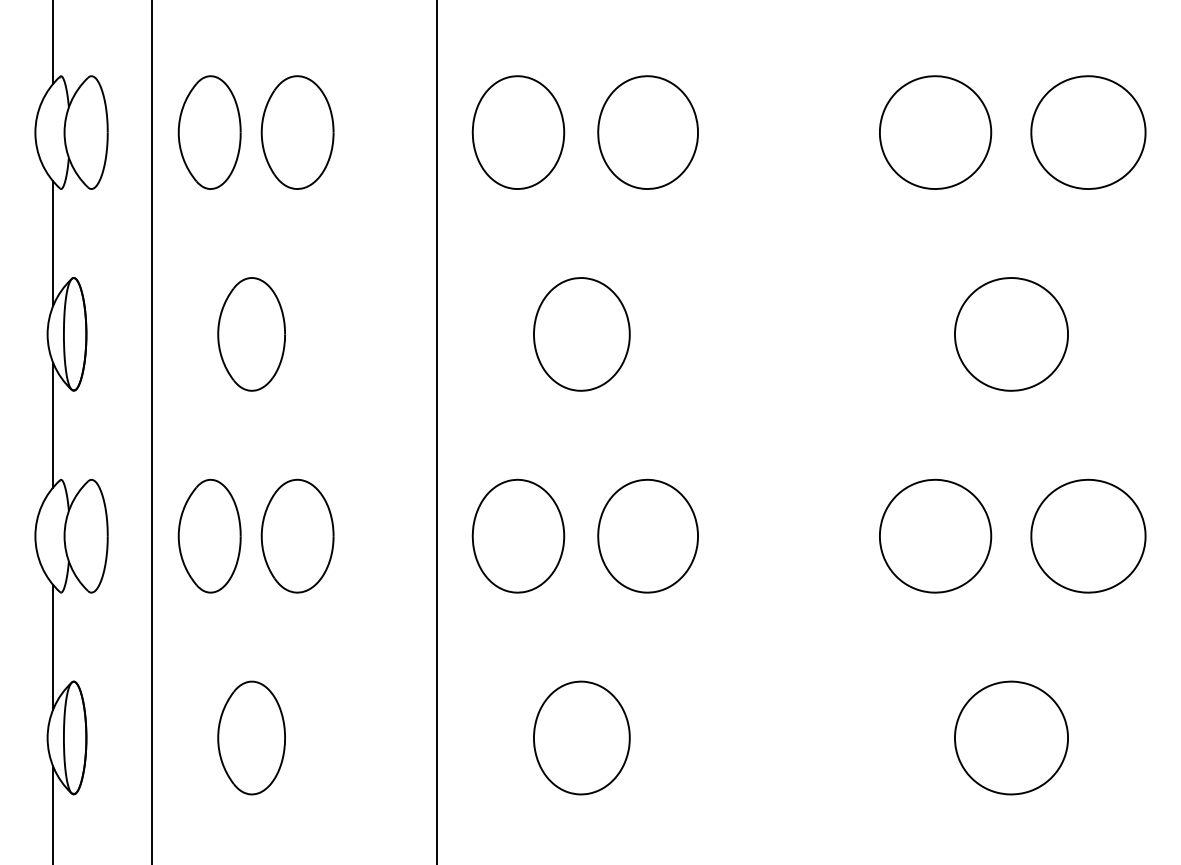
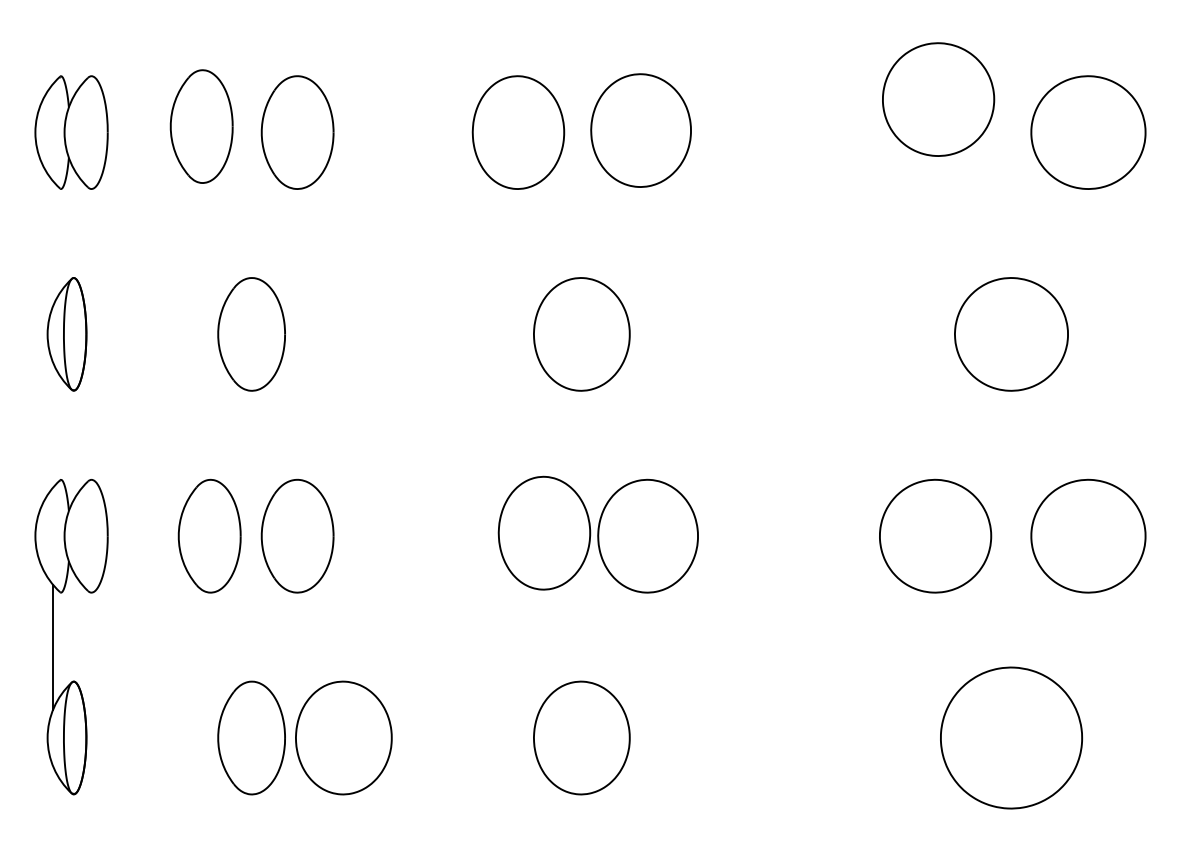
line: present -> none (53, 43)
part position: (209, 132) -> (201, 126) (201, 126)
part position: (647, 132) -> (640, 130) (640, 130)
part position: (935, 132) -> (938, 99) (938, 99)
line: present -> none (53, 243)
line: present -> none (53, 424)
line: present -> none (152, 431)
line: present -> none (436, 431)
part position: (518, 535) -> (544, 532) (544, 532)
part: none -> present (343, 737)
part size: 115x116 px -> 143x144 px (1011, 737)
line: present -> none (53, 813)
